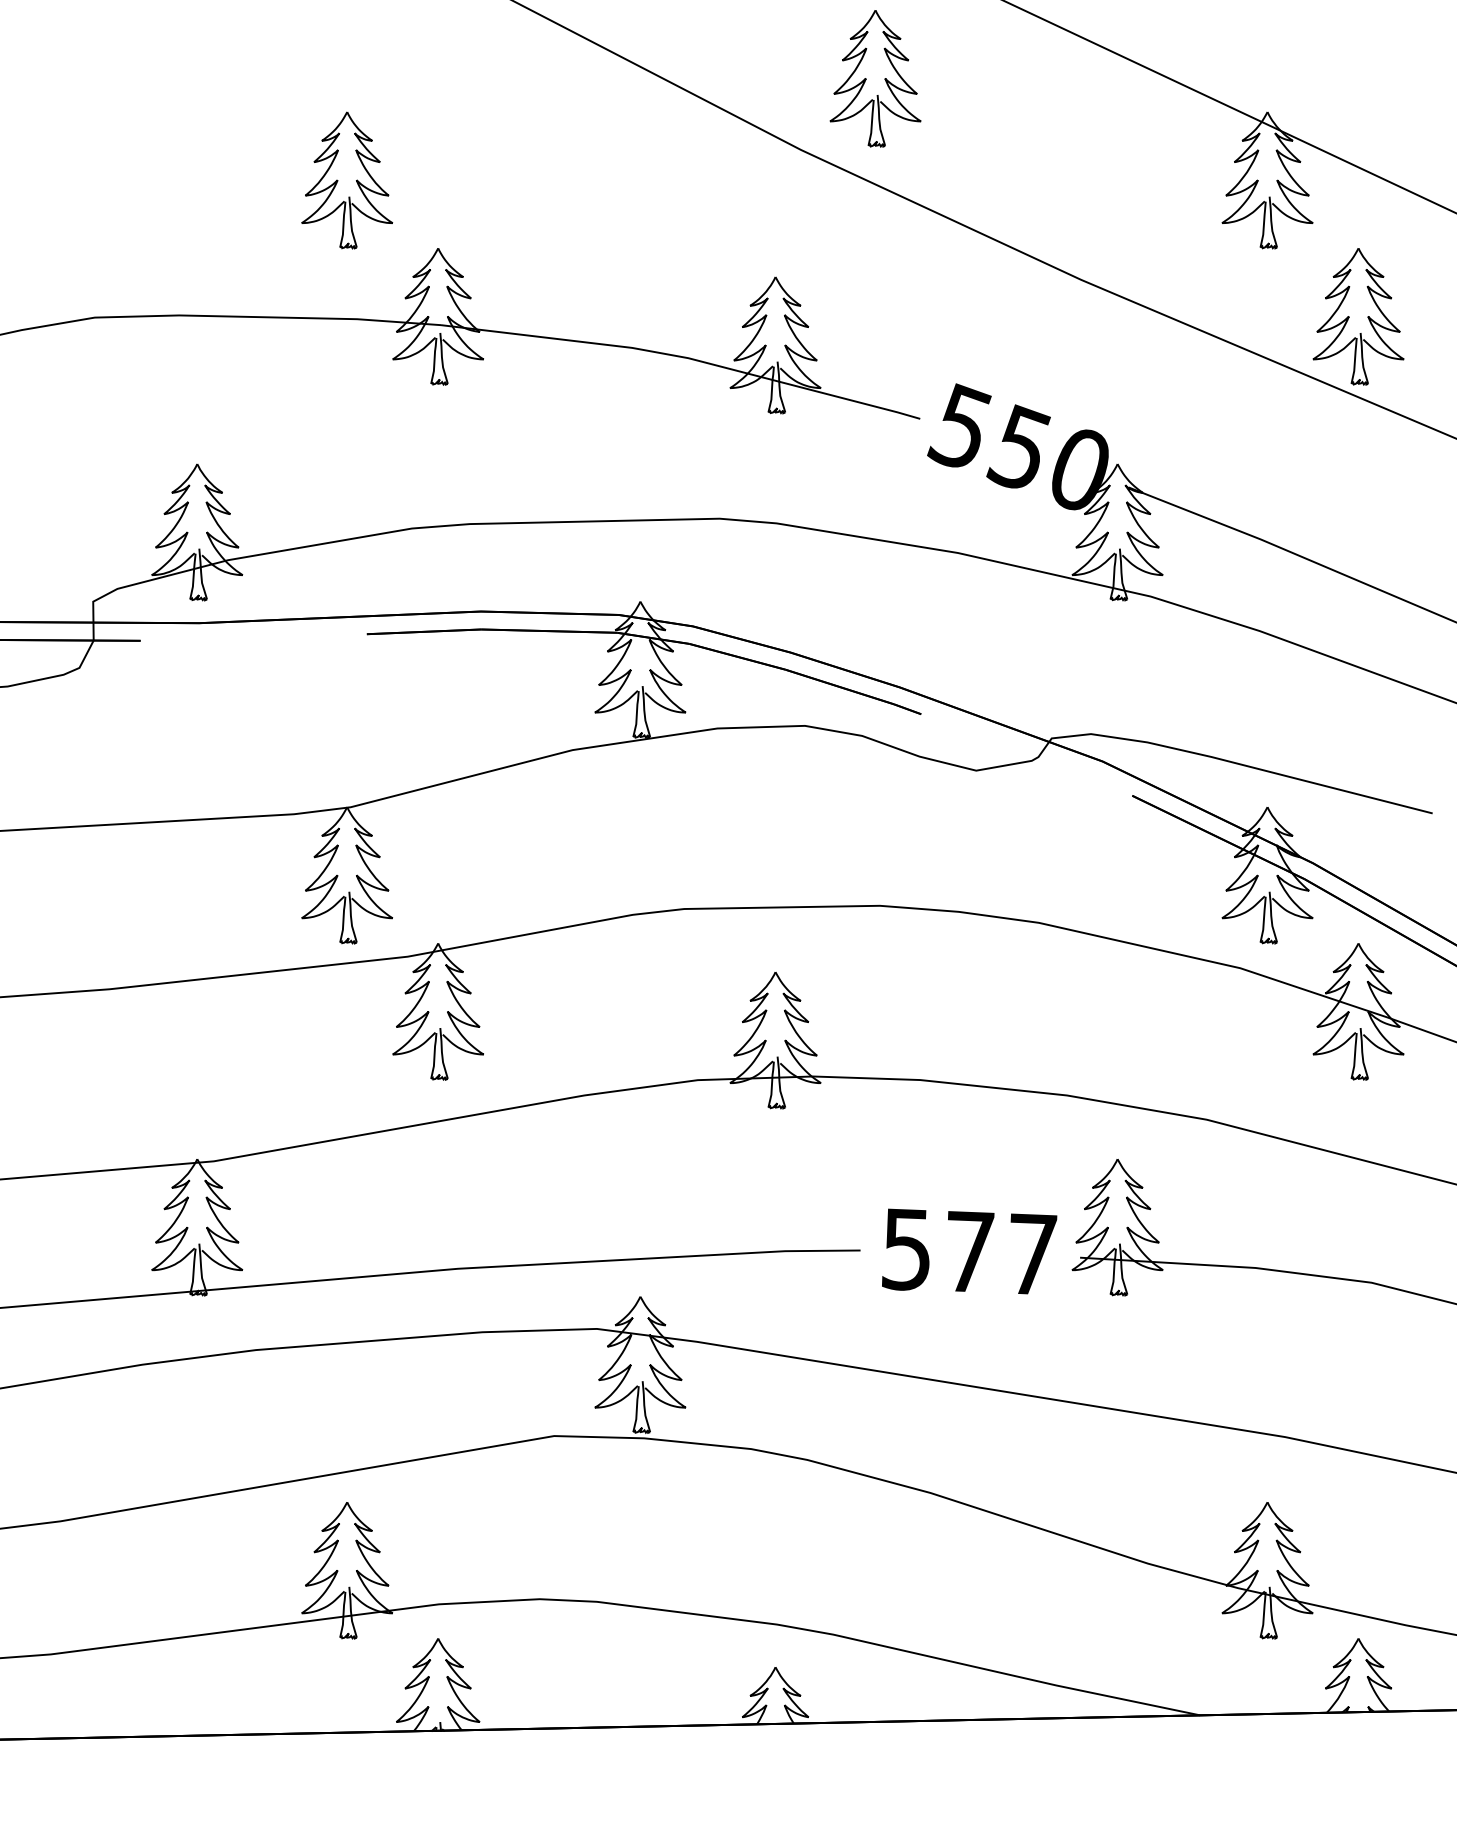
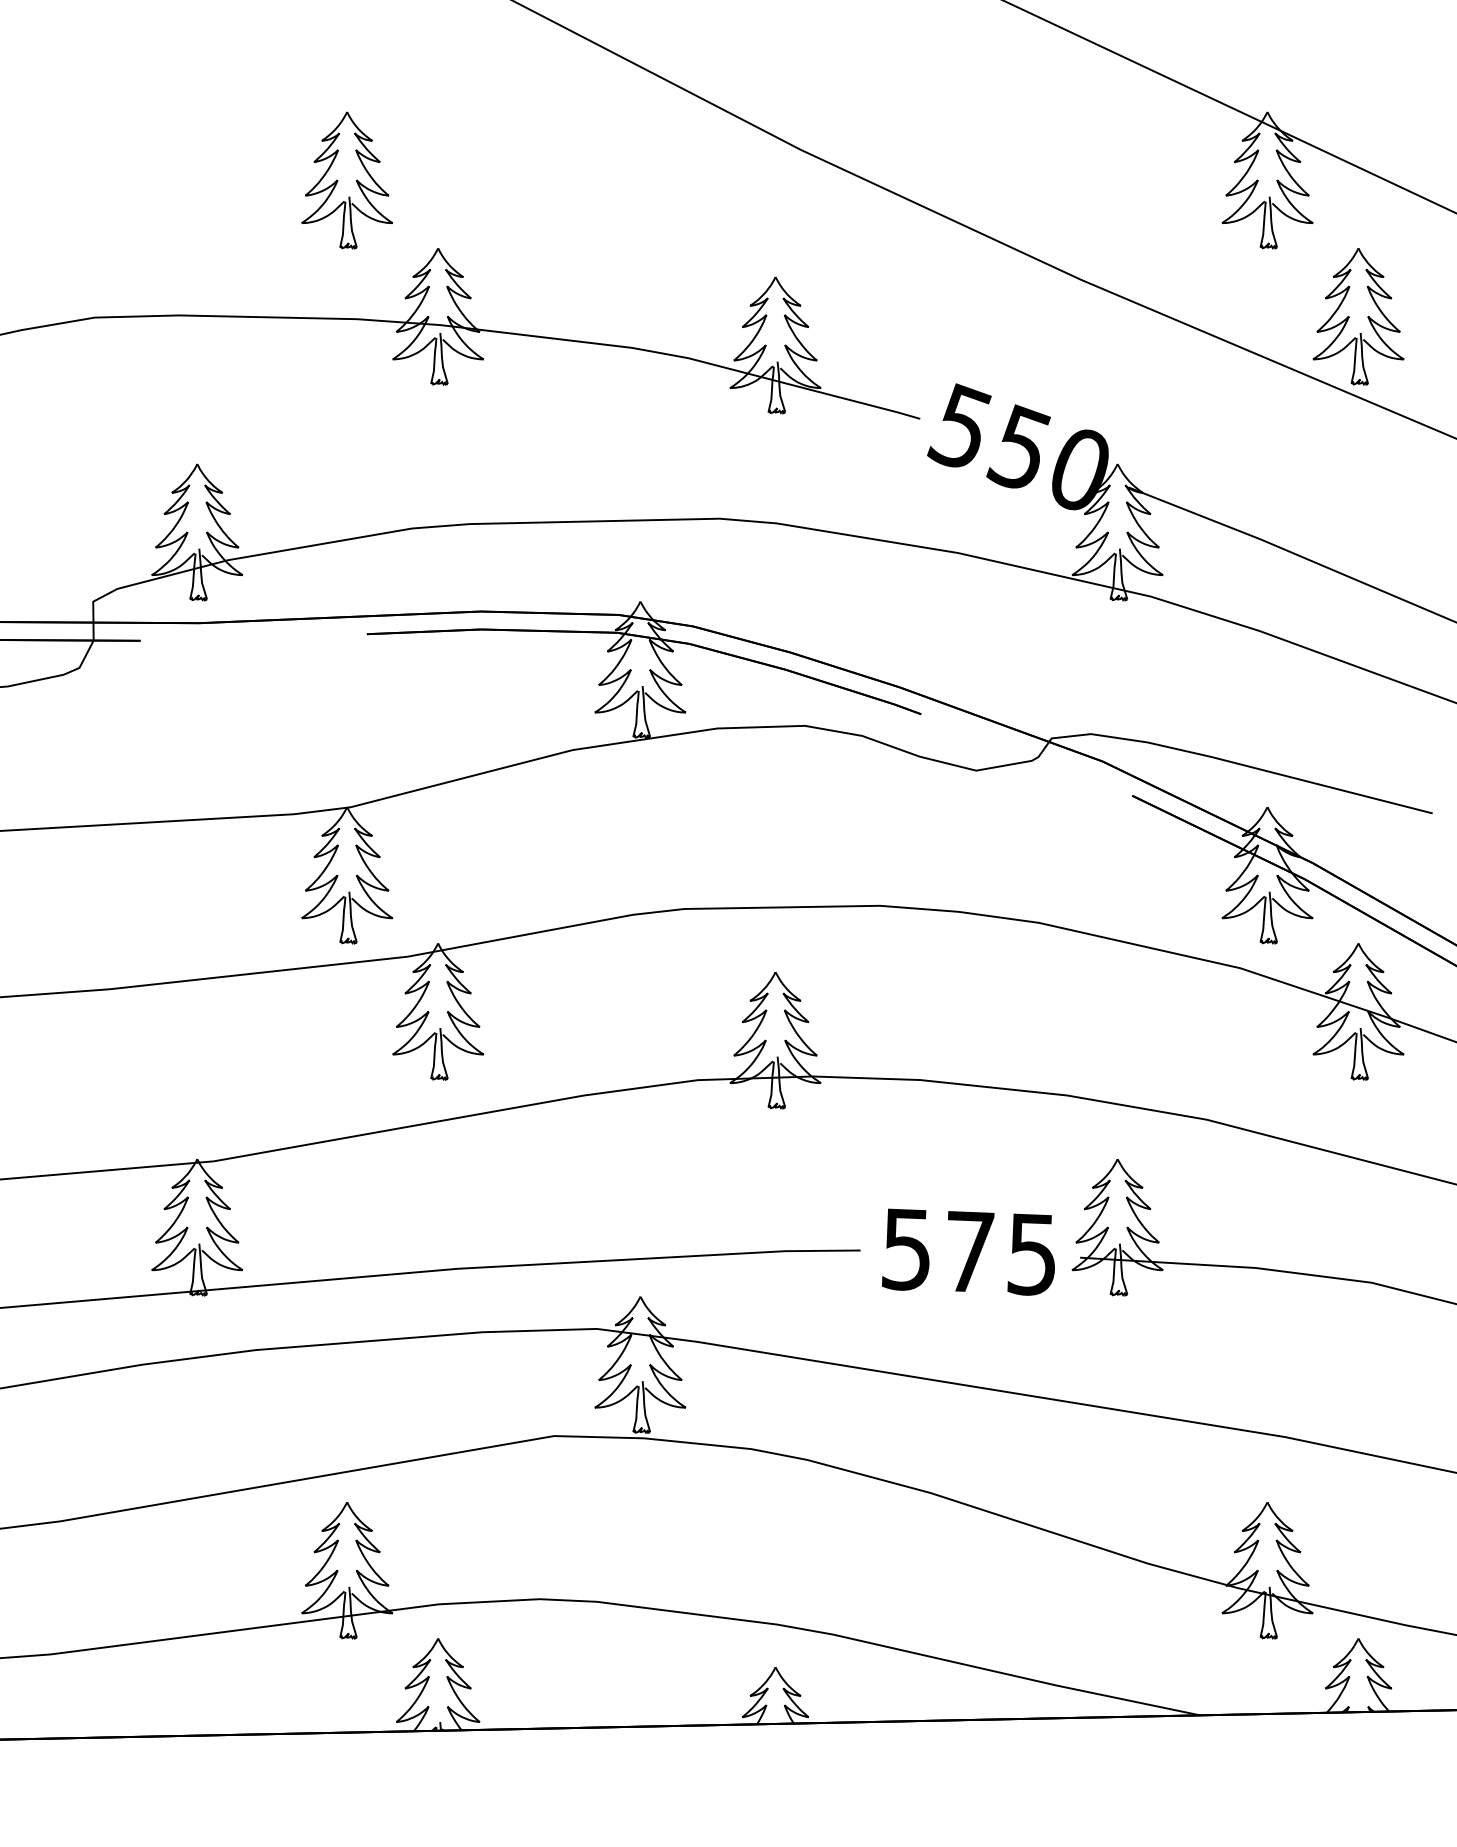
part: present -> none (875, 78)
text: 577 -> 575 (1032, 1254)
